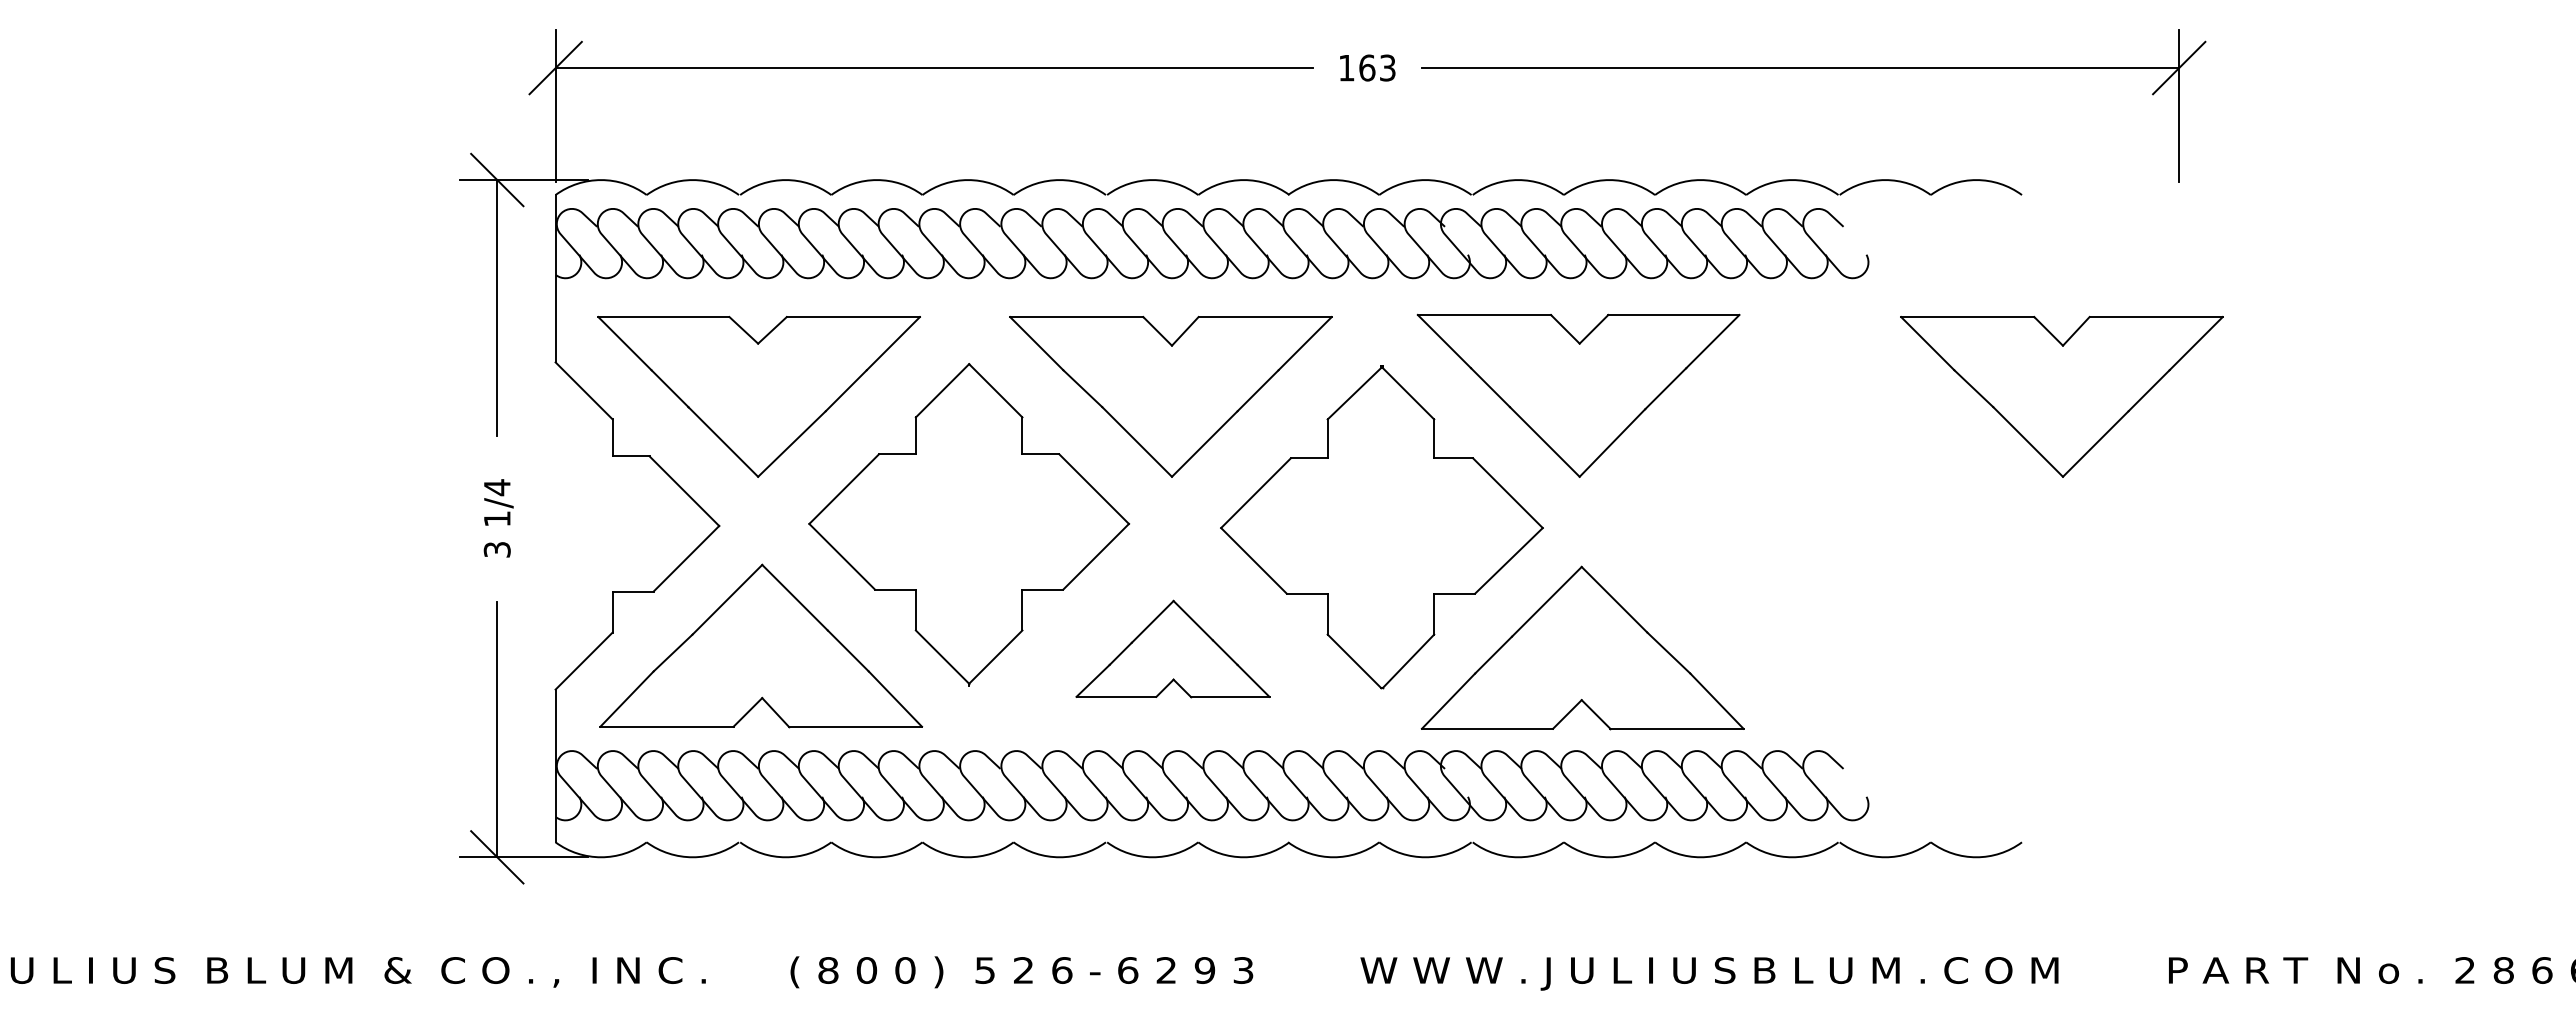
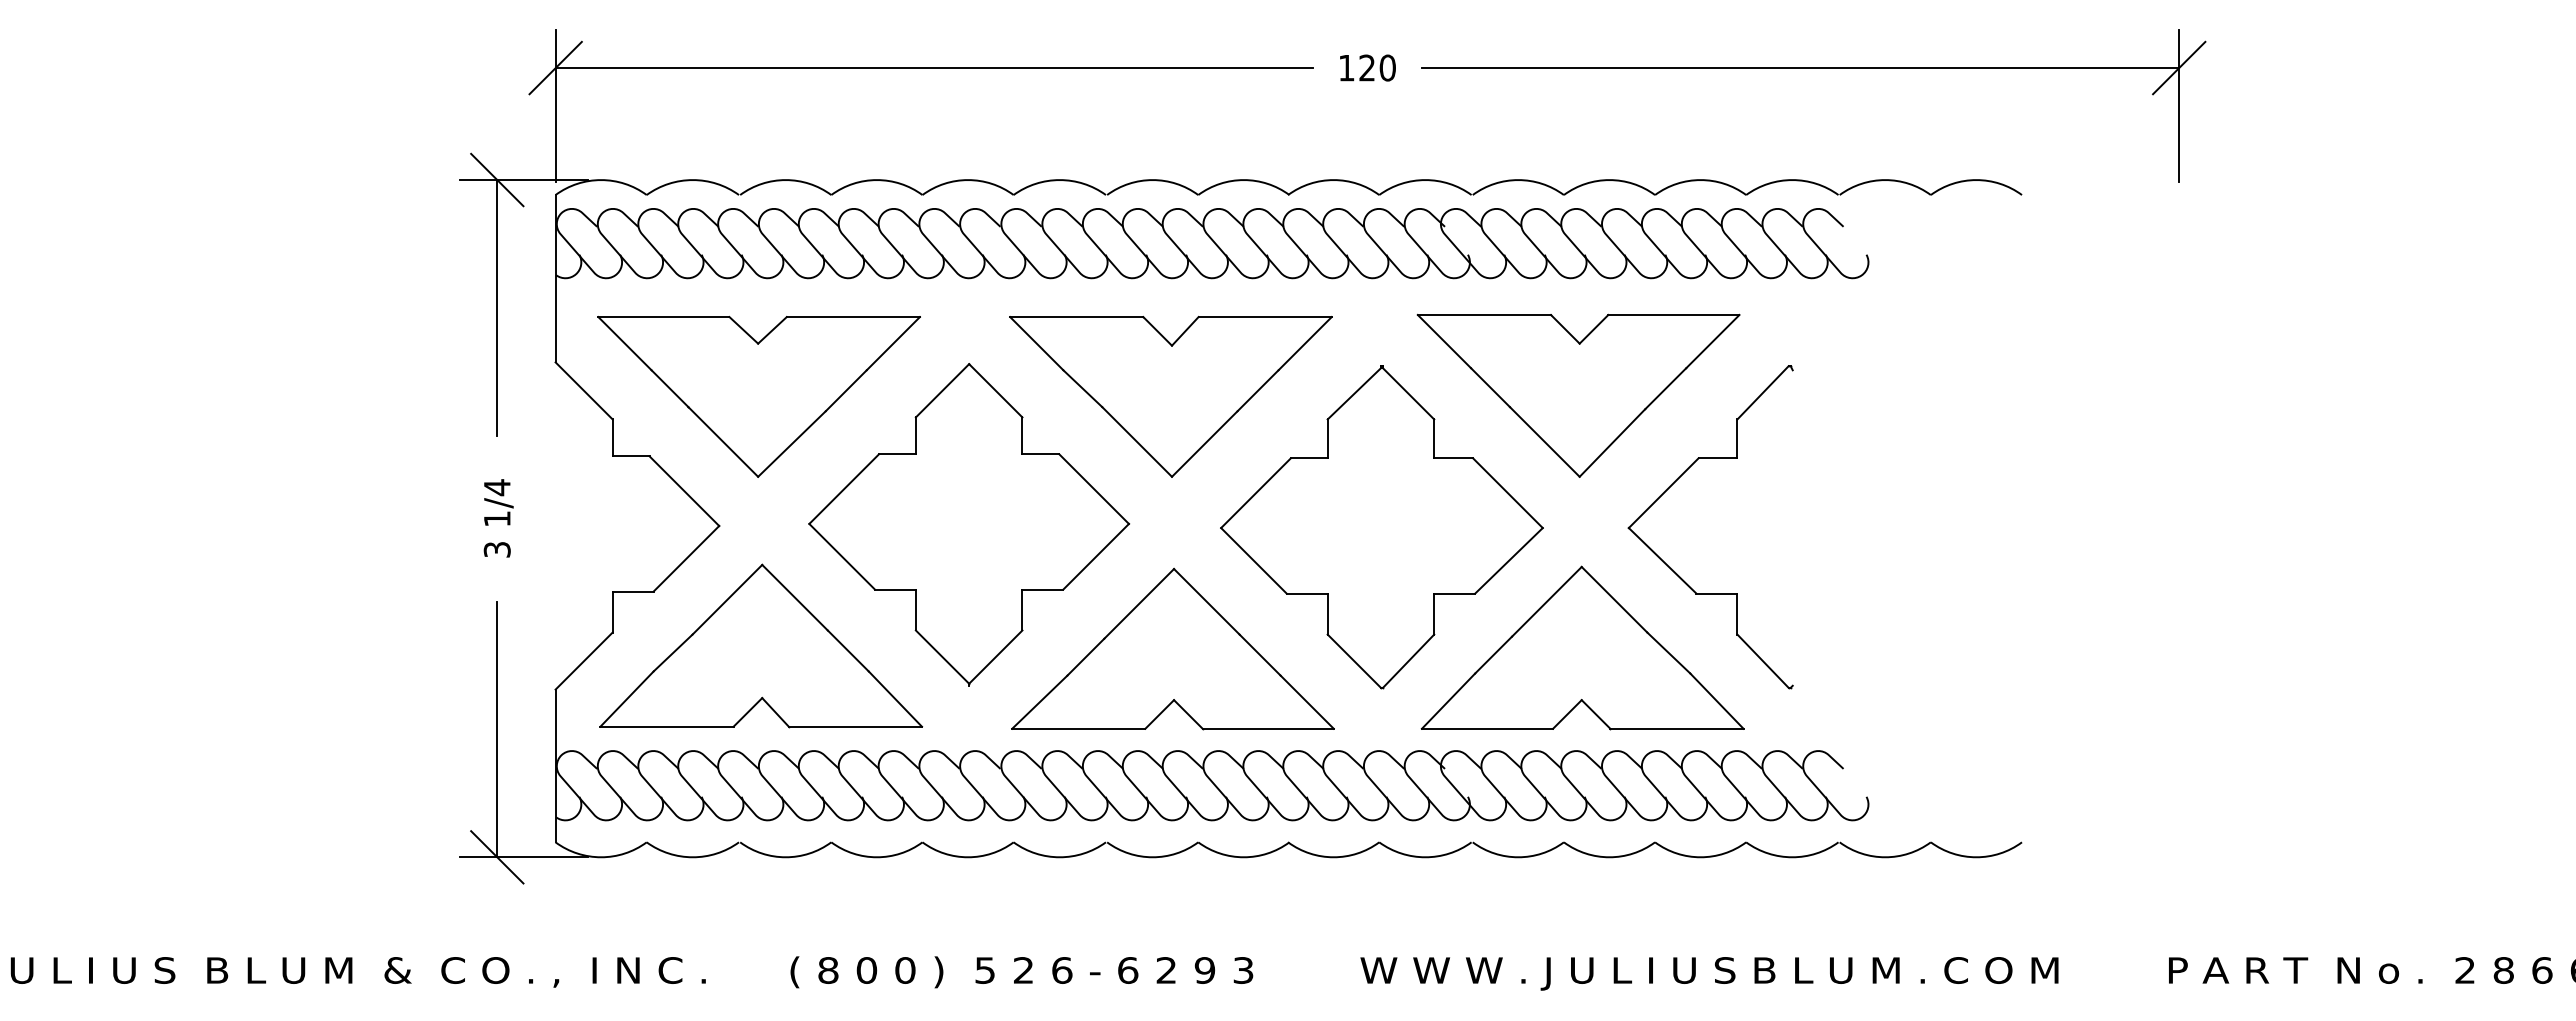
text: 163 -> 120 (1377, 67)
part: present -> none (2061, 396)
part: none -> present (1673, 569)
part size: 196x100 px -> 324x164 px (1172, 648)
